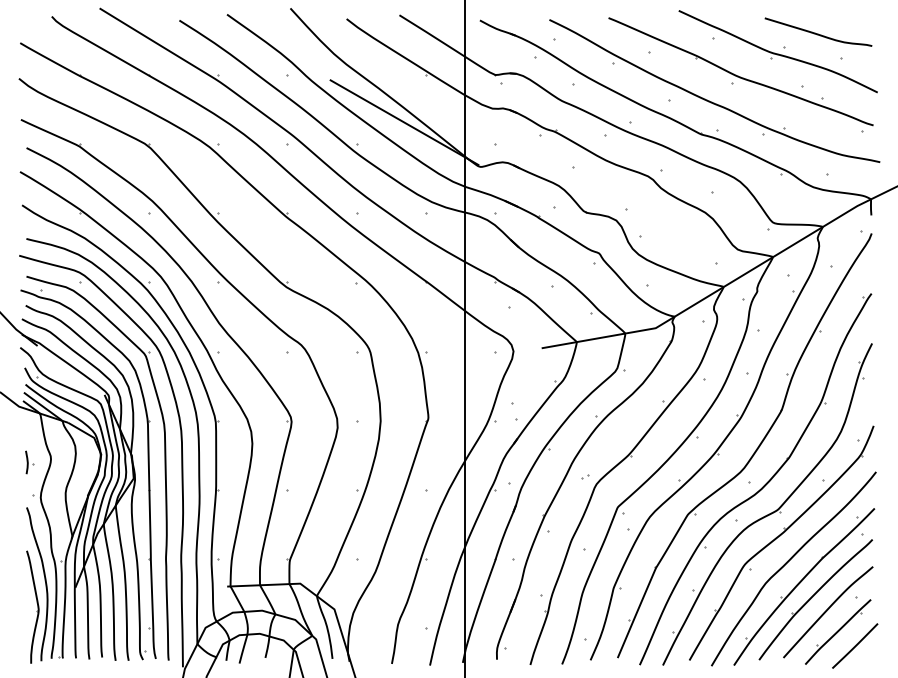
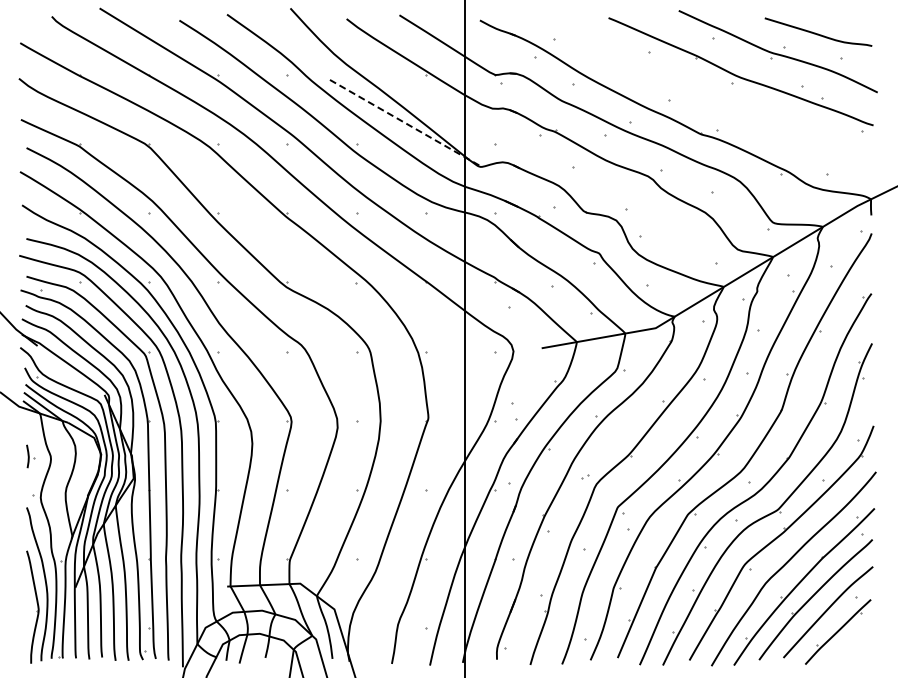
part: present -> none (709, 100)
line: solid -> dashed (404, 122)
part position: (29, 462) -> (30, 456) (30, 456)
line: present -> none (855, 645)
